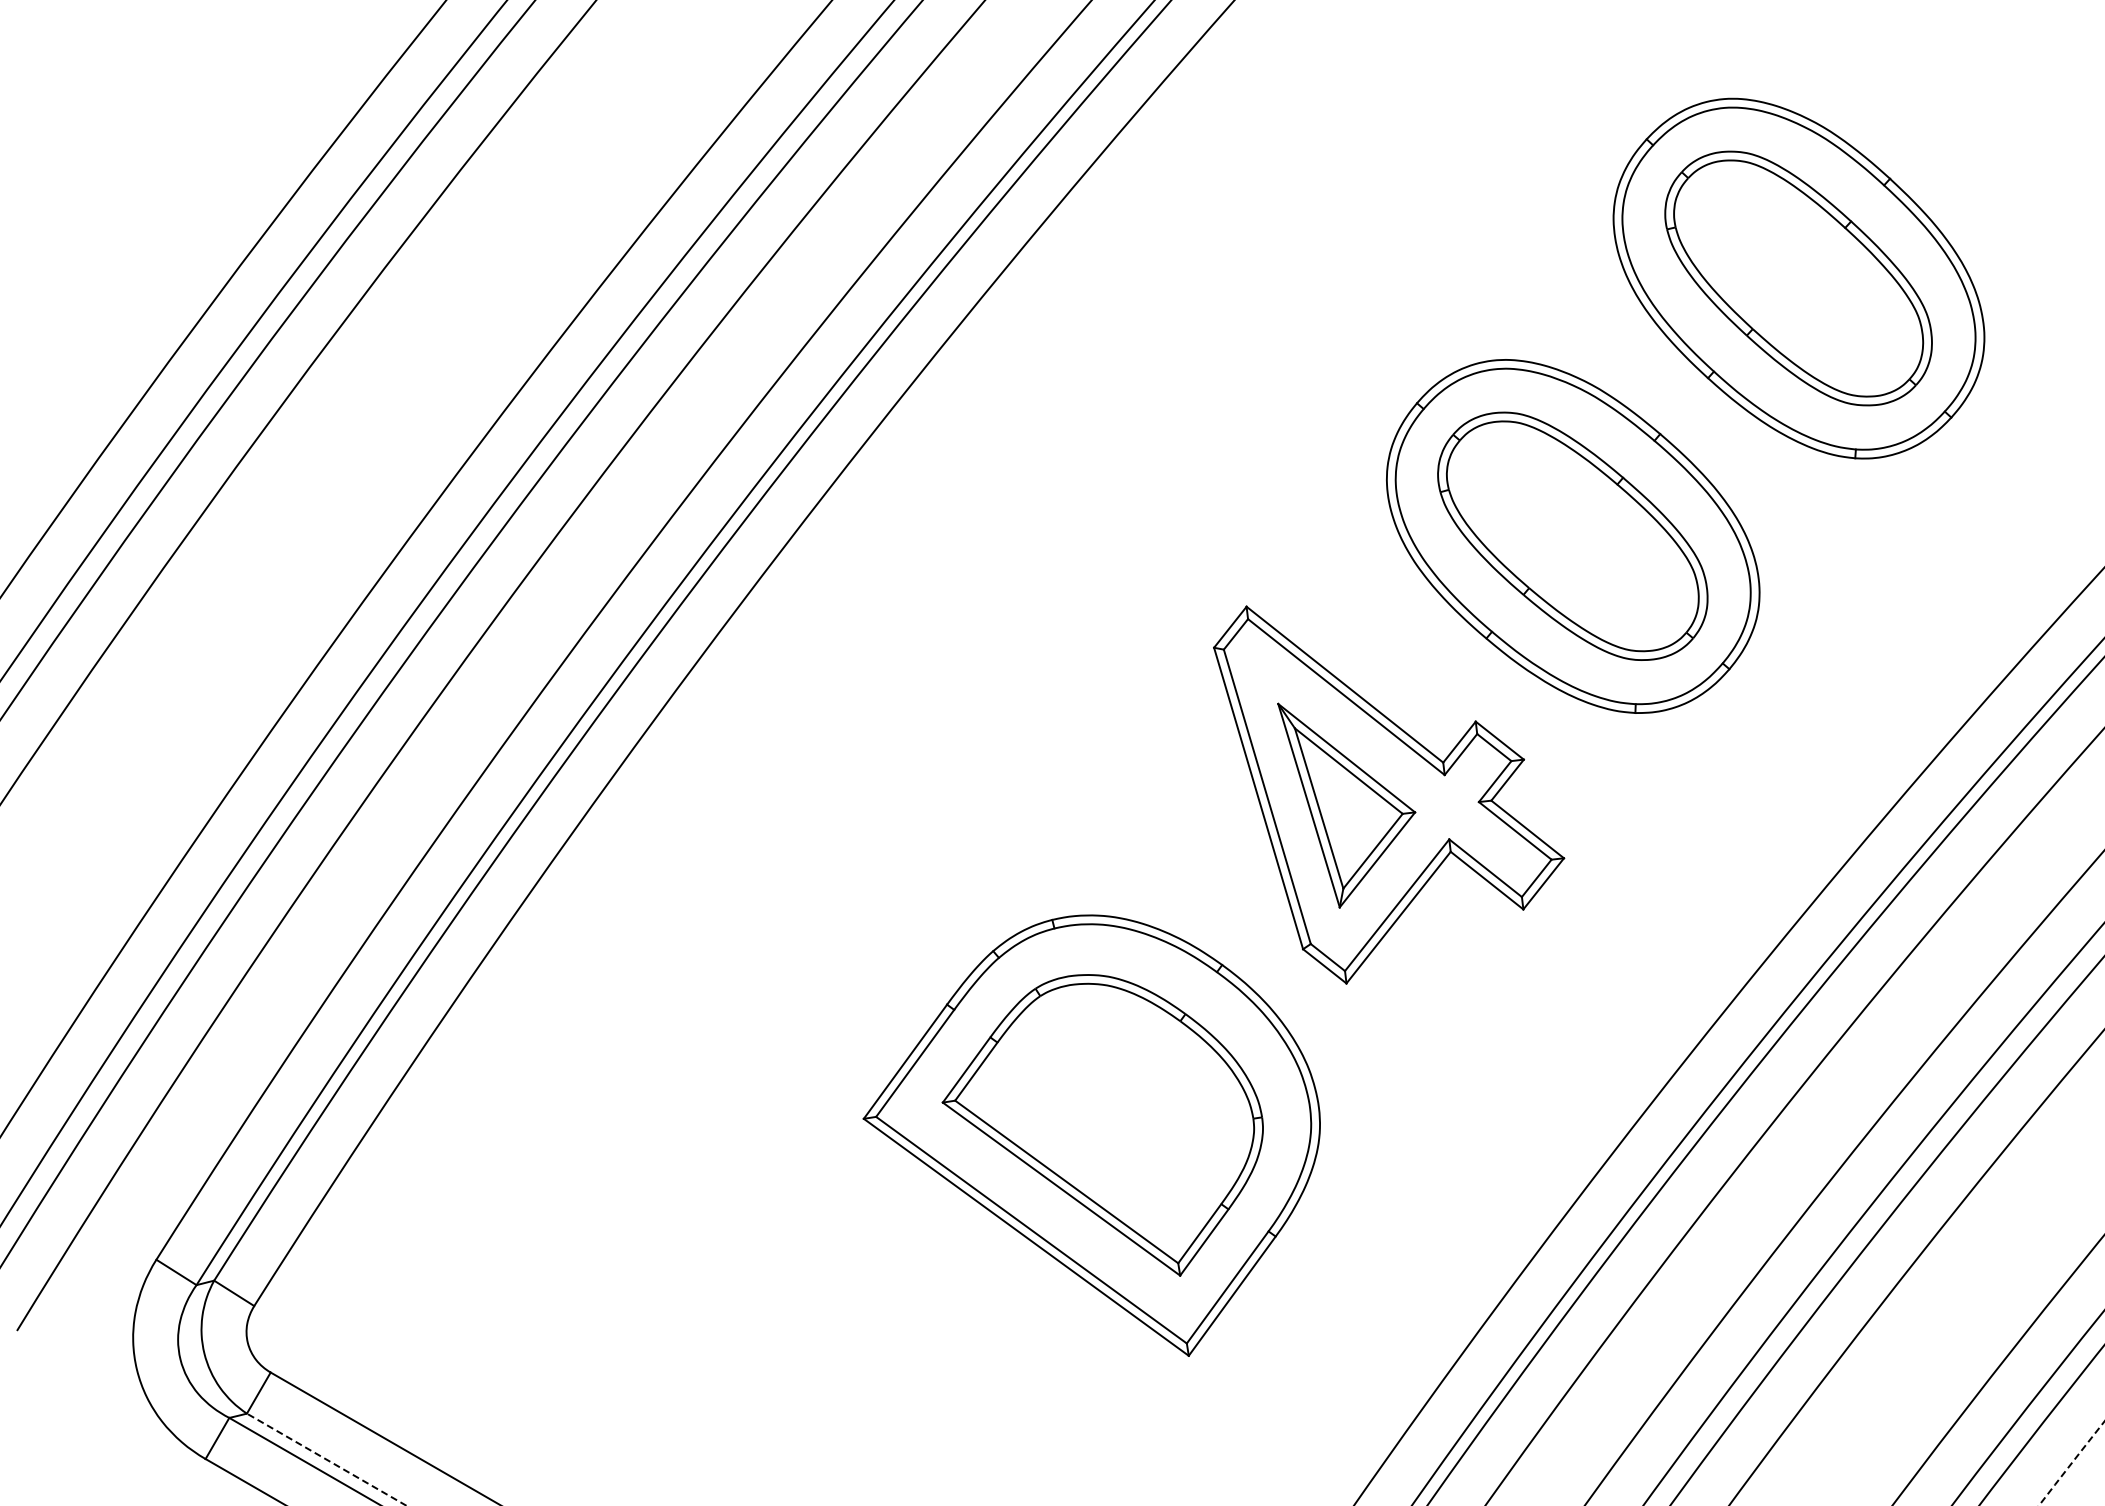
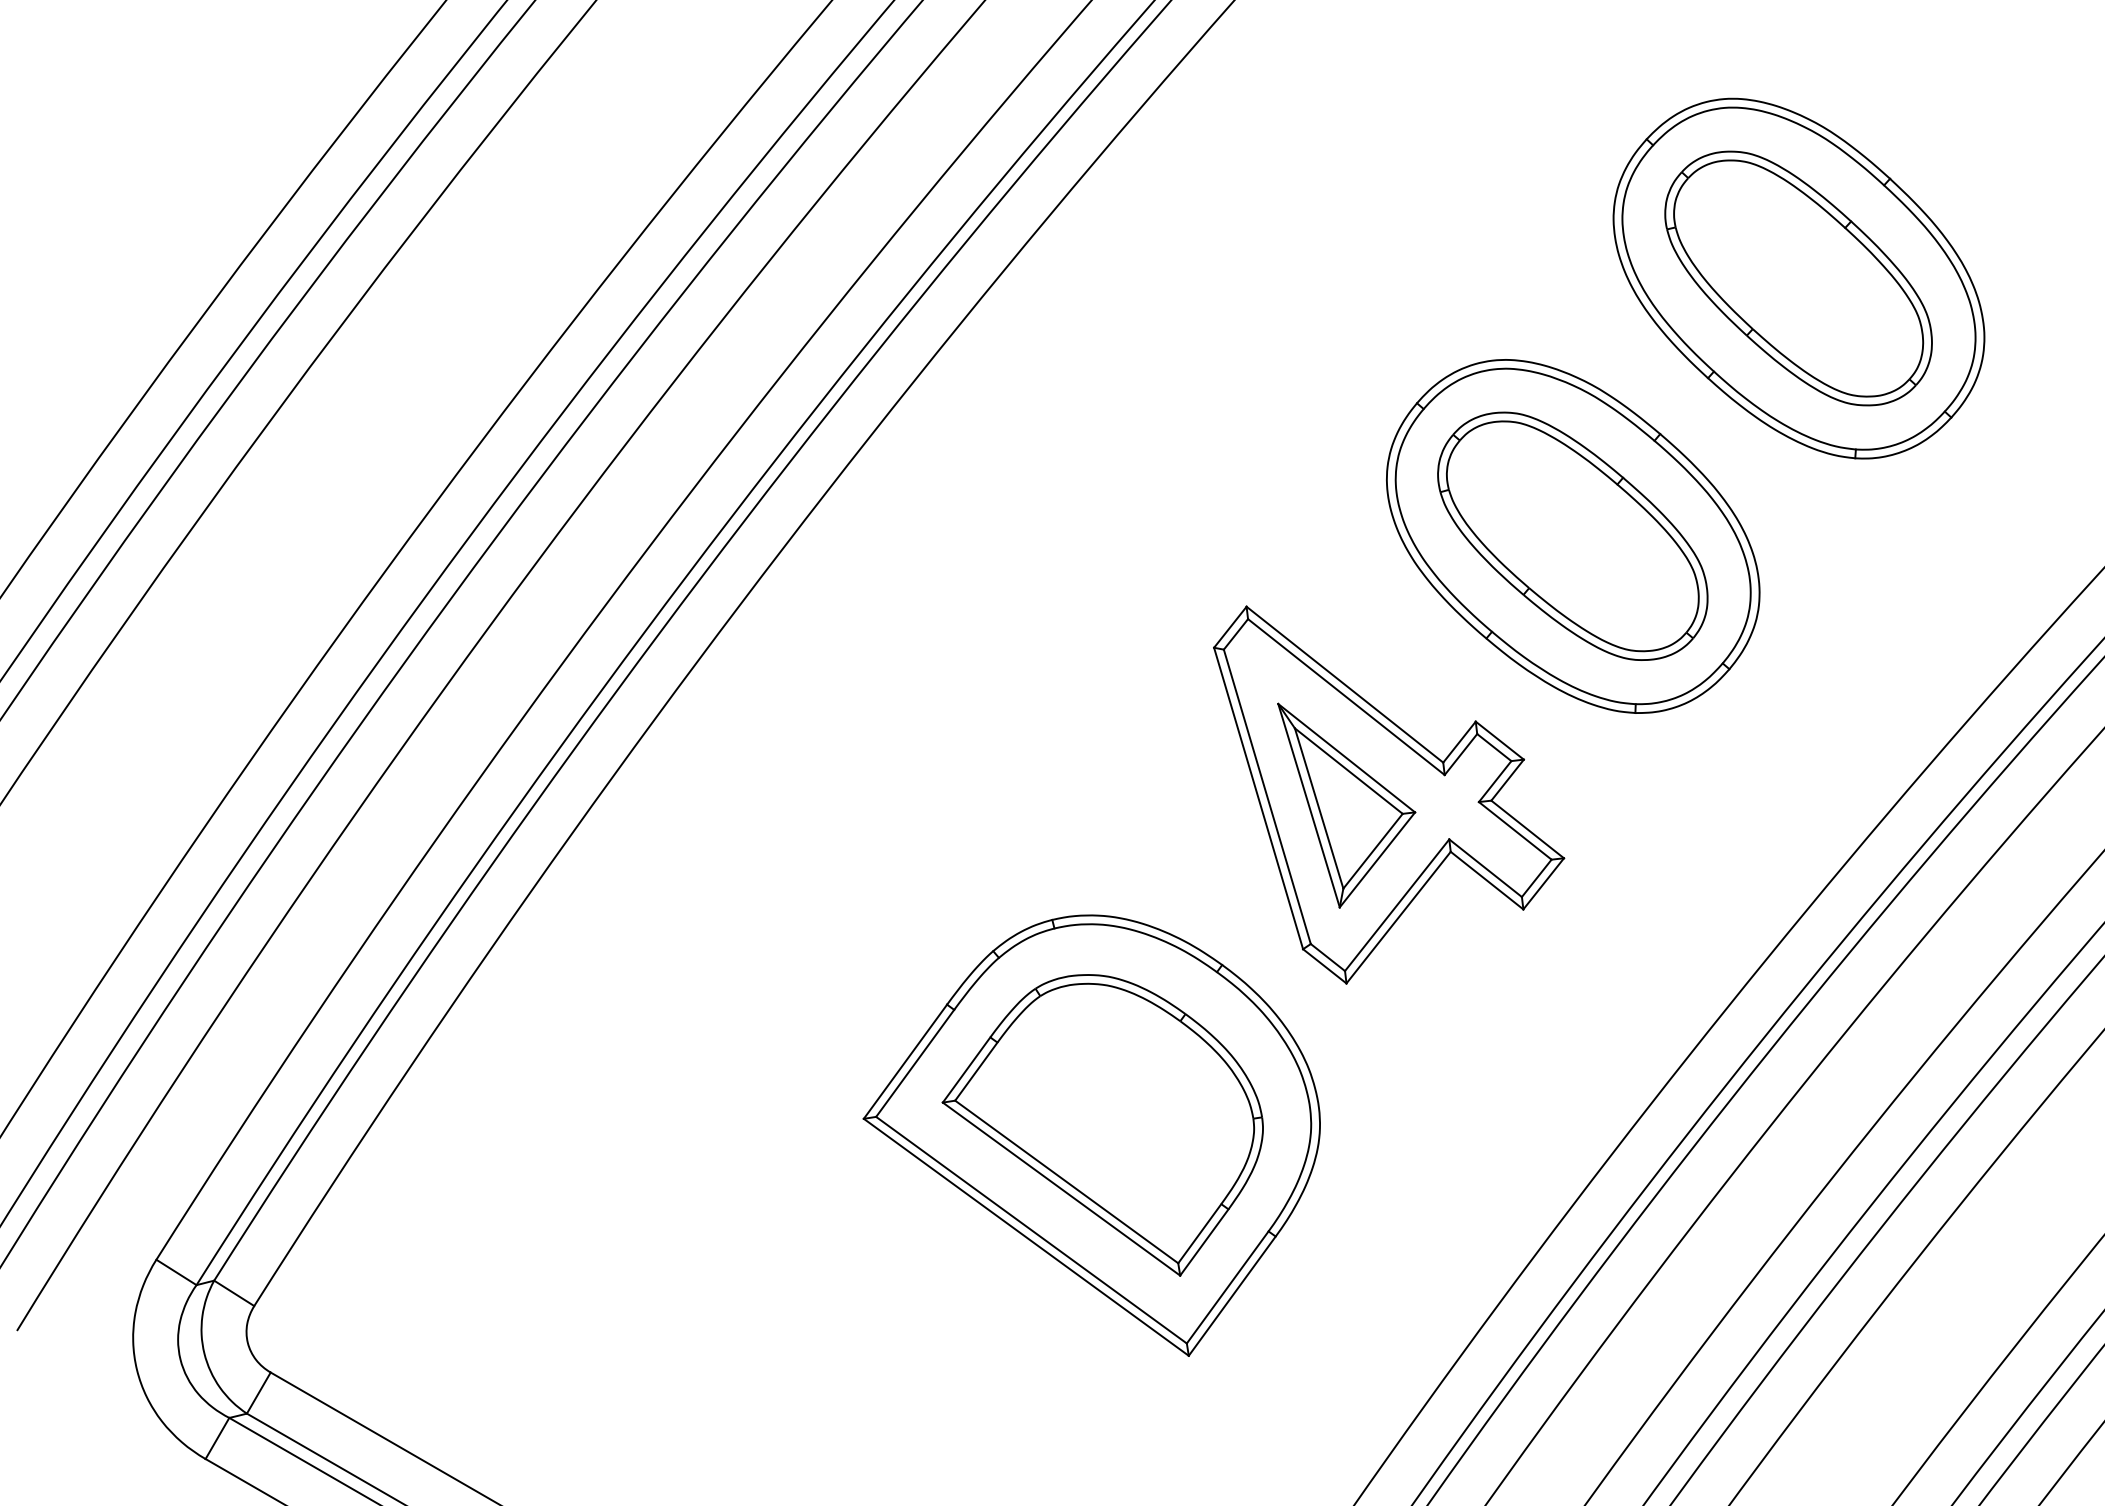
line: dashed -> solid (326, 1459)
arc: dashed -> solid (2071, 1464)
